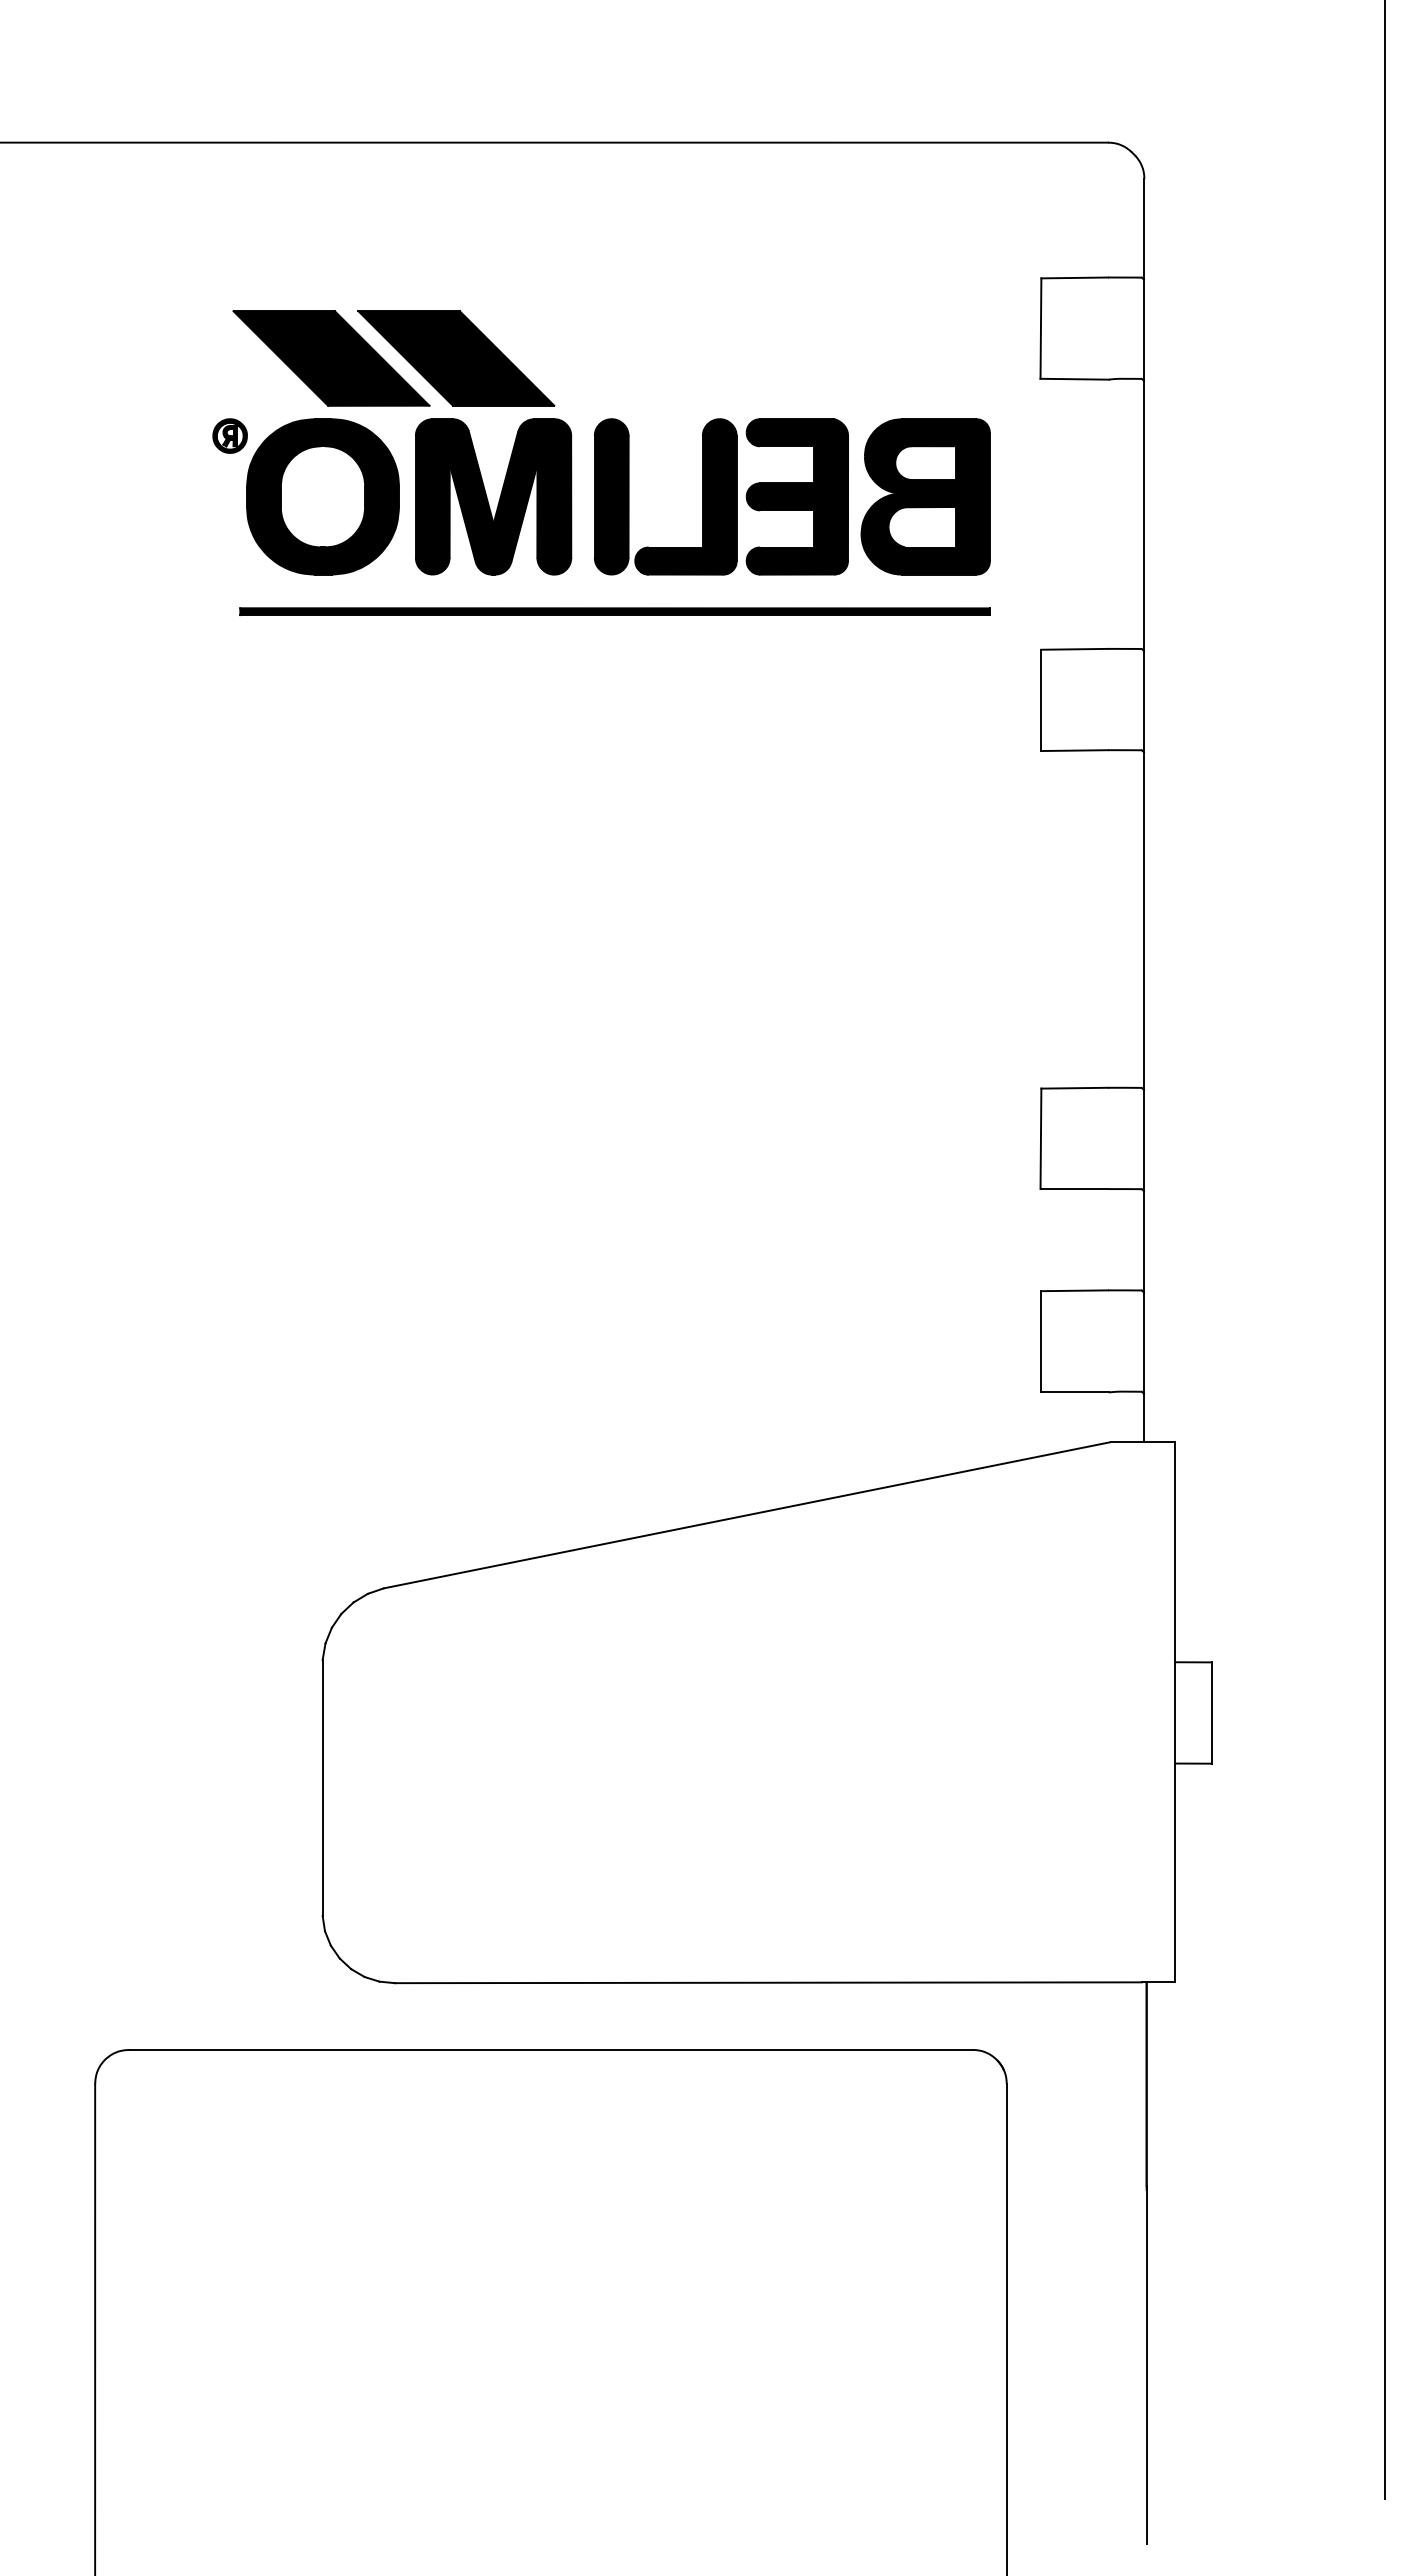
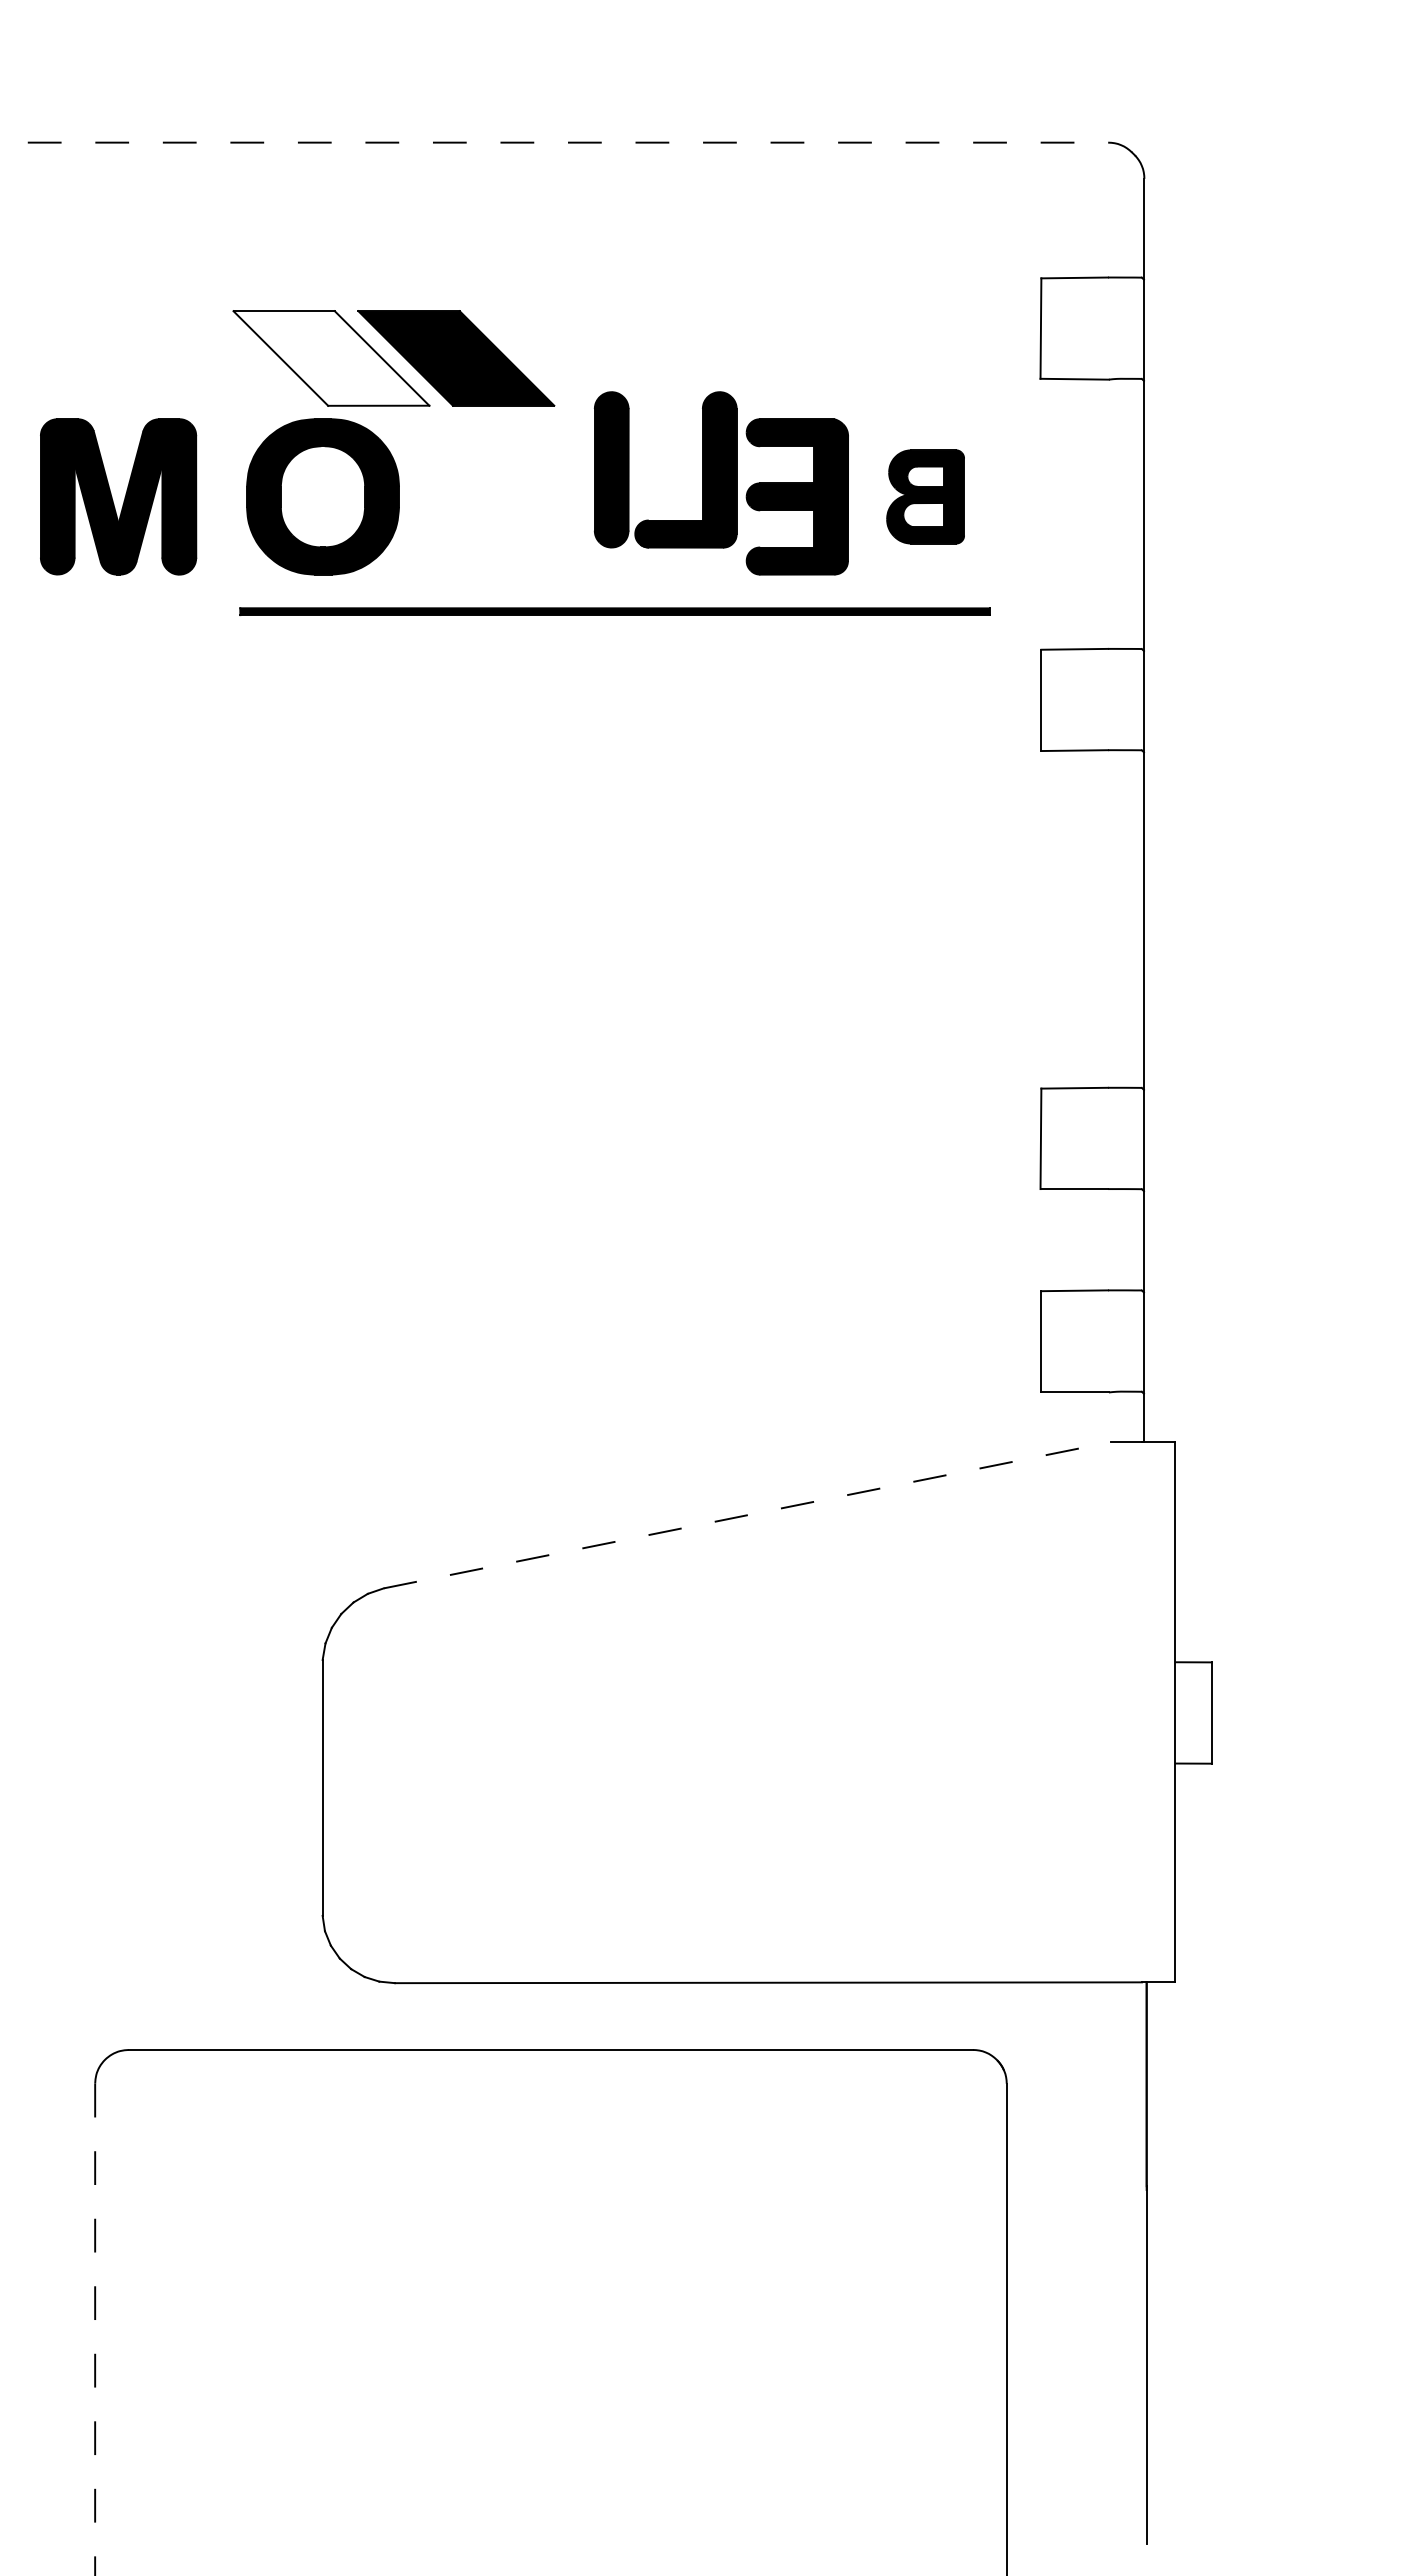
line: solid -> dashed (554, 142)
hatch: present -> none (331, 358)
part: present -> none (229, 435)
part position: (493, 496) -> (118, 496) (118, 496)
part position: (629, 496) -> (629, 469) (629, 469)
part size: 131x158 px -> 79x96 px (925, 496)
line: present -> none (1385, 1250)
line: solid -> dashed (747, 1515)
line: solid -> dashed (95, 2329)
